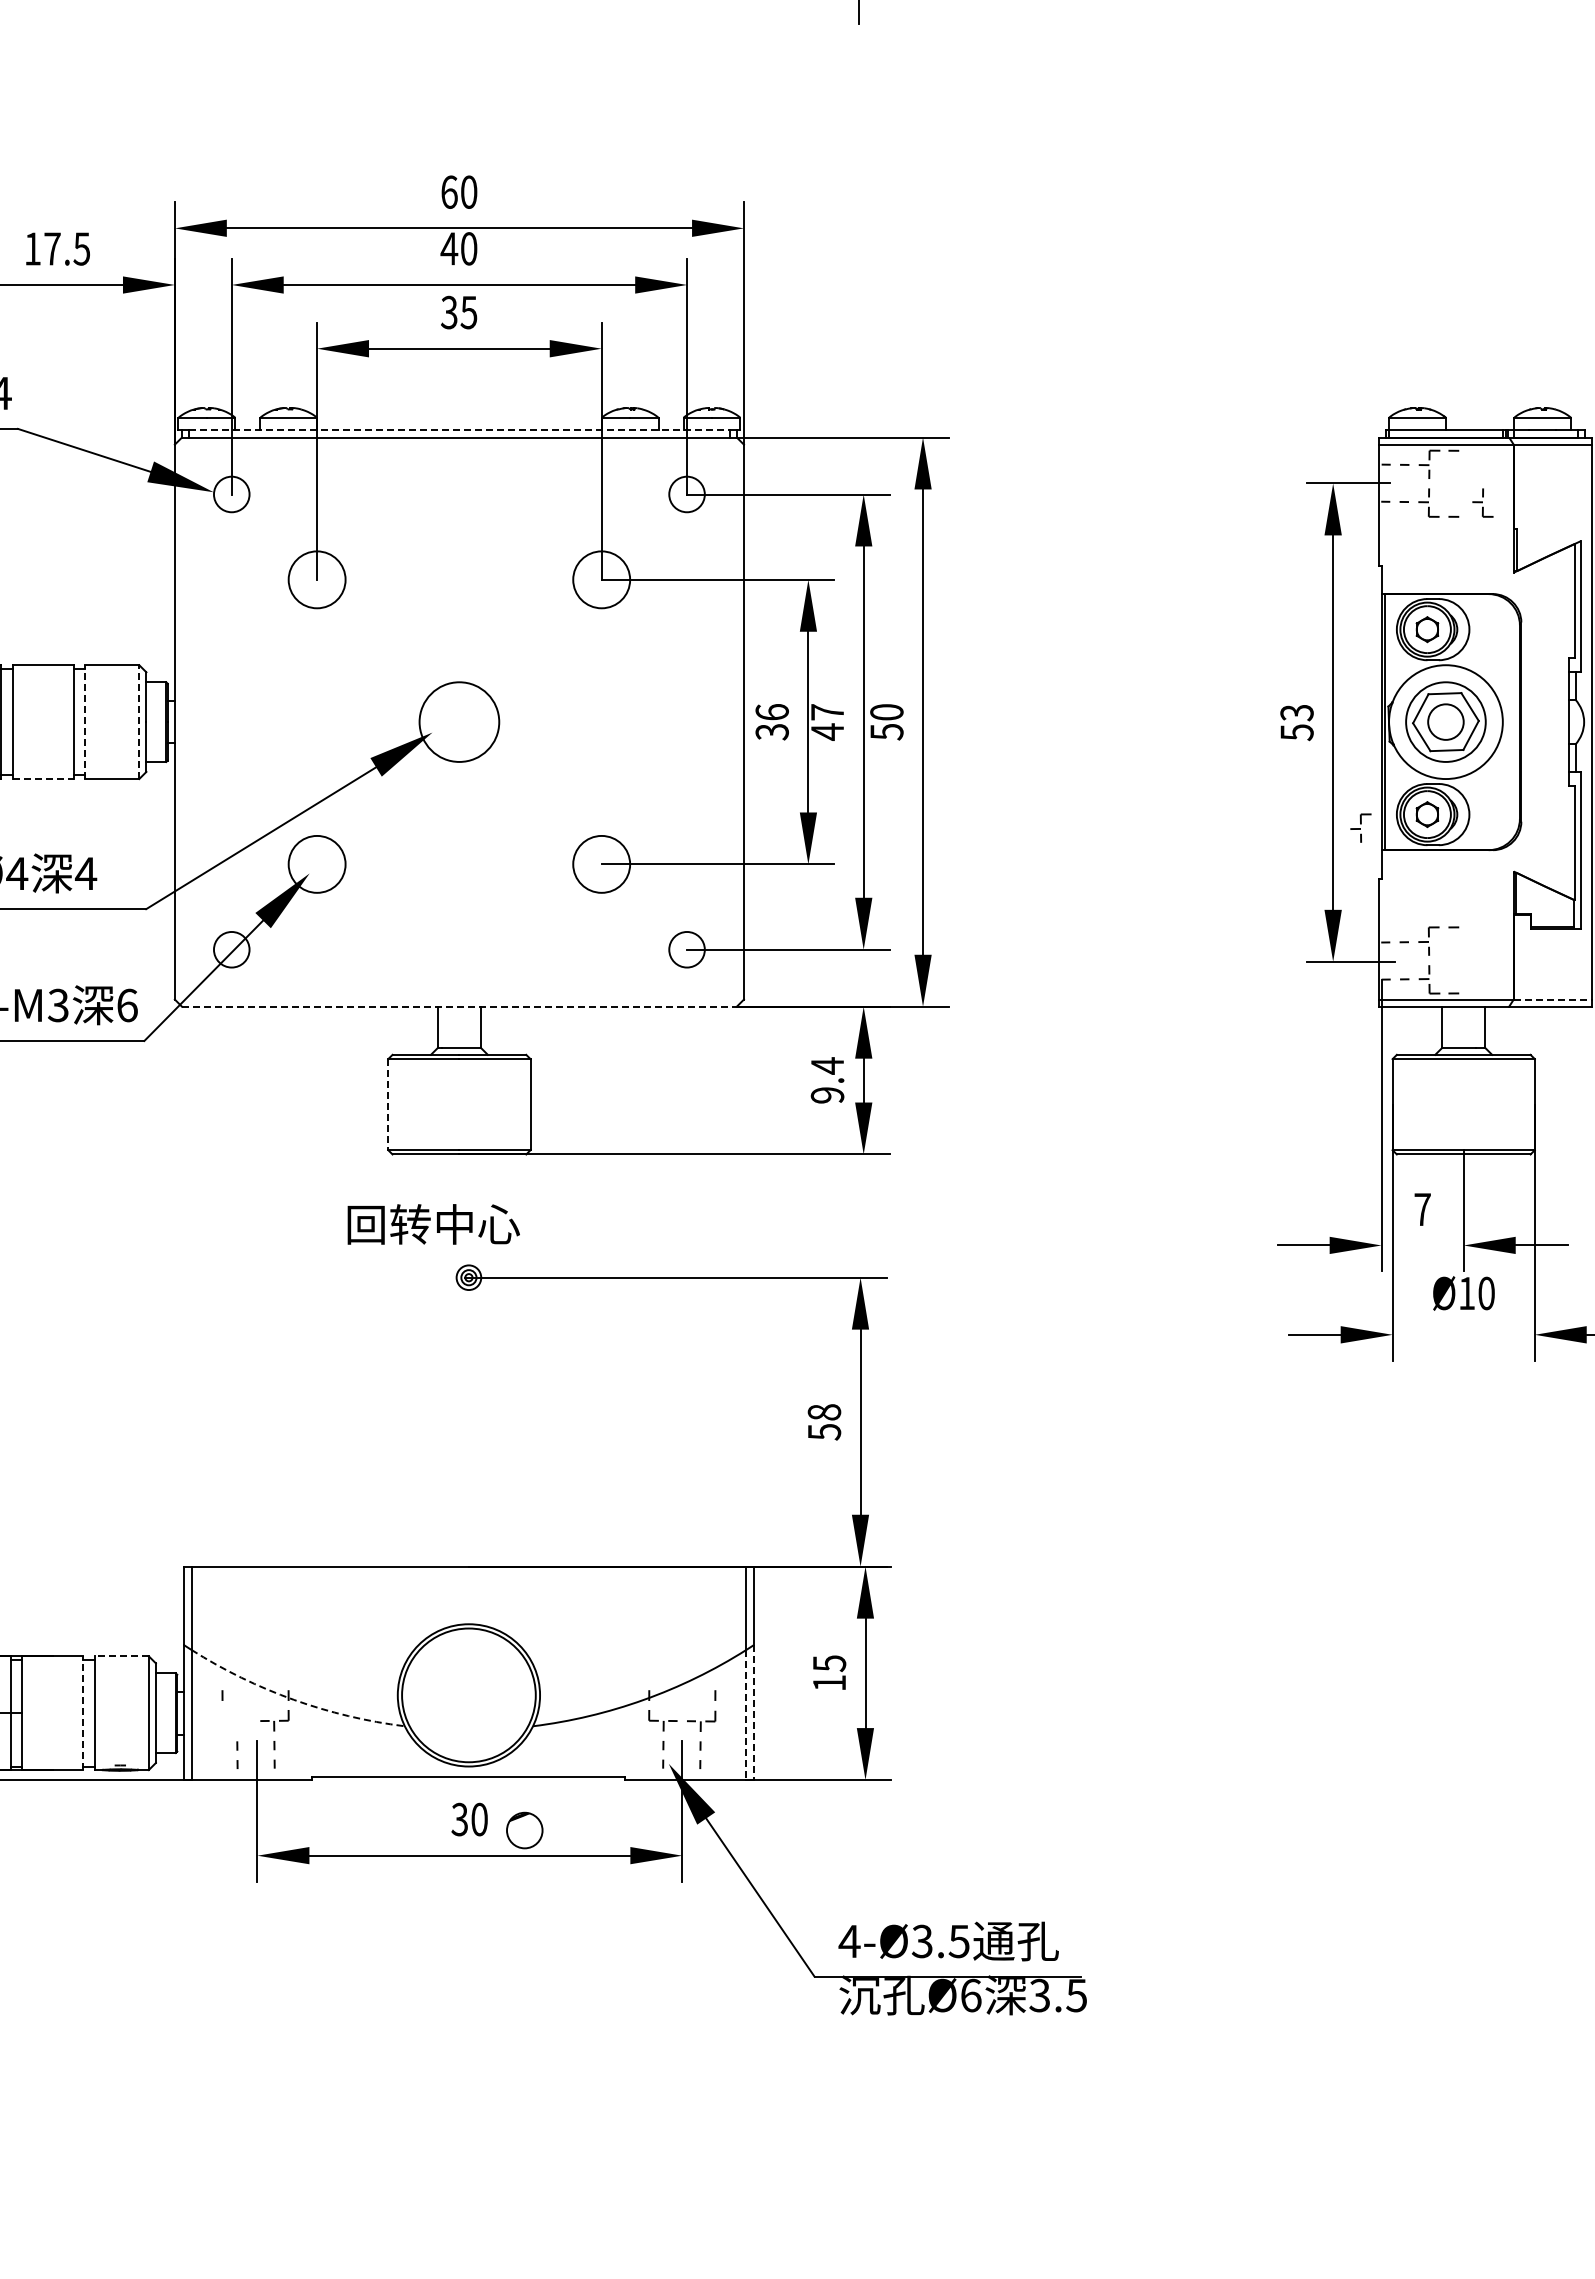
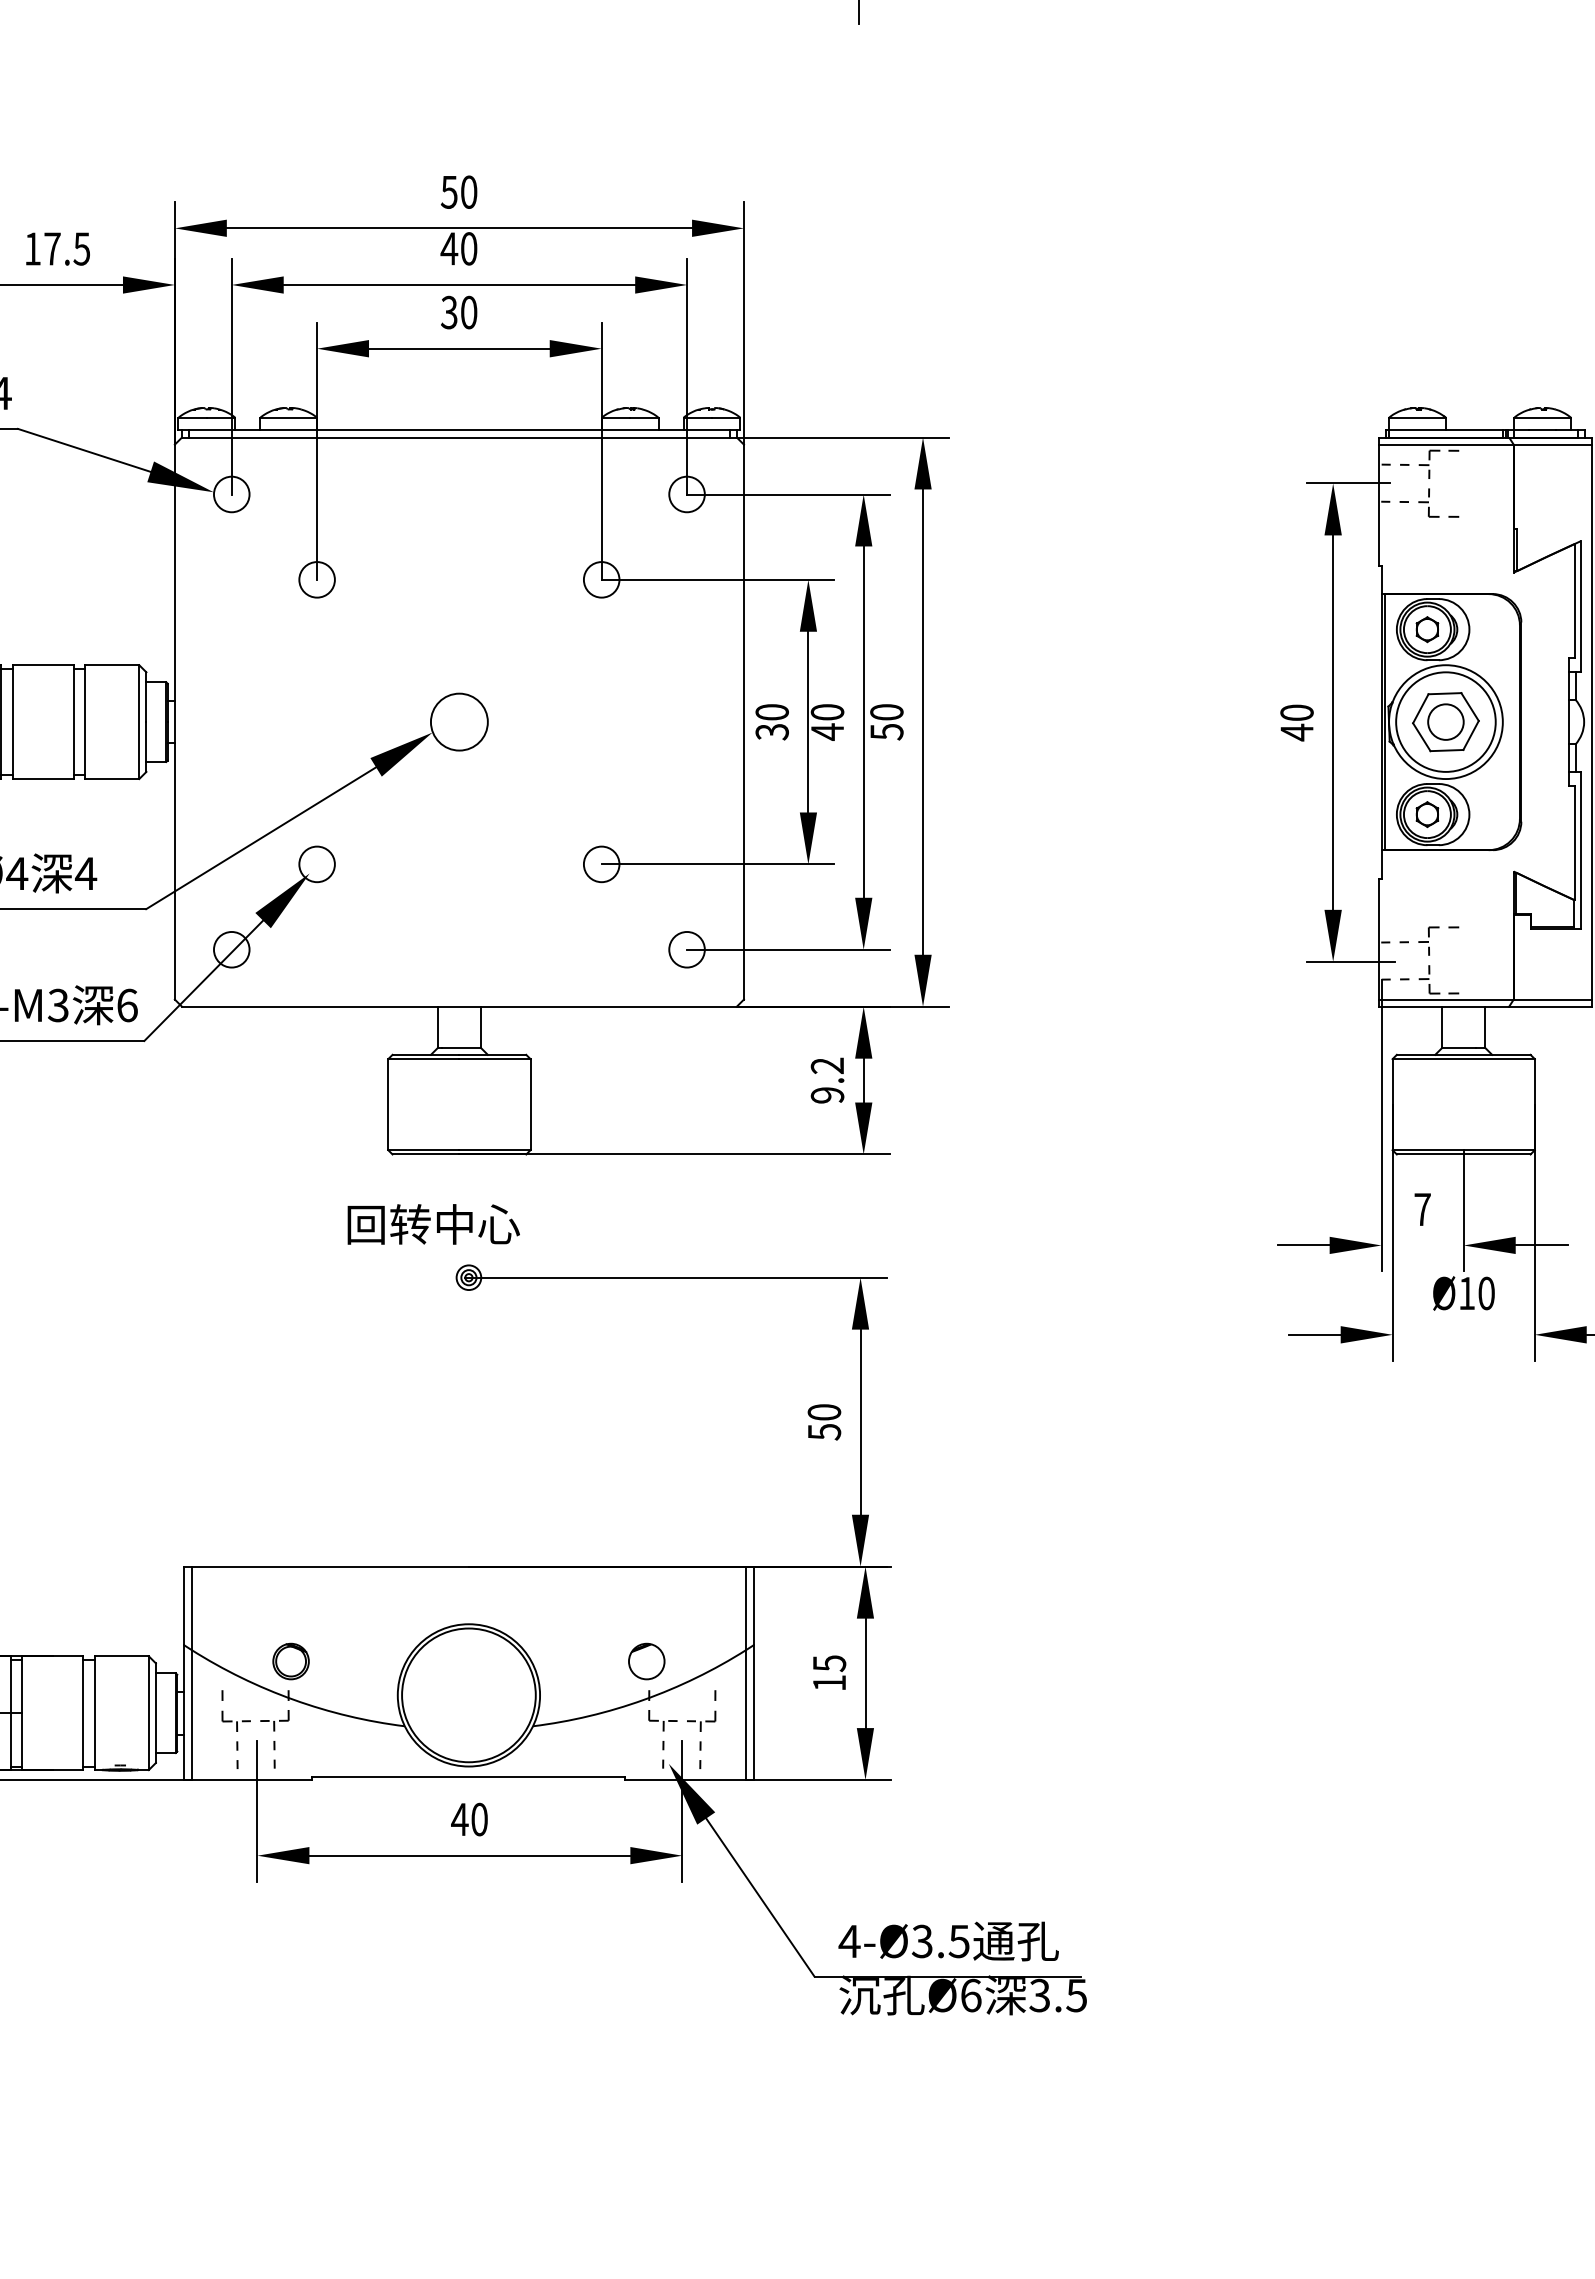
text: 60 -> 50 (448, 191)
text: 35 -> 30 (468, 312)
line: dashed -> solid (459, 430)
part: present -> none (1482, 502)
circle diameter: 57 px -> 36 px (316, 579)
circle diameter: 57 px -> 36 px (601, 579)
text: 36 -> 30 (771, 712)
text: 47 -> 40 (827, 712)
circle diameter: 80 px -> 57 px (458, 721)
circle diameter: 80 px -> 100 px (1445, 721)
line: dashed -> solid (85, 722)
line: dashed -> solid (139, 722)
text: 53 -> 40 (1296, 722)
line: dashed -> solid (43, 779)
part: present -> none (1360, 827)
circle diameter: 57 px -> 36 px (316, 864)
circle diameter: 57 px -> 36 px (601, 864)
line: dashed -> solid (1553, 999)
line: dashed -> solid (459, 1006)
text: 9.4 -> 9.2 (826, 1065)
line: dashed -> solid (388, 1104)
text: 58 -> 50 (824, 1412)
line: dashed -> solid (121, 1656)
part: none -> present (290, 1661)
arc: dashed -> solid (293, 1699)
line: dashed -> solid (83, 1713)
line: dashed -> solid (753, 1713)
line: dashed -> solid (746, 1715)
part: none -> present (235, 1720)
text: 30 -> 40 (459, 1819)
part position: (524, 1830) -> (646, 1661) (646, 1661)
